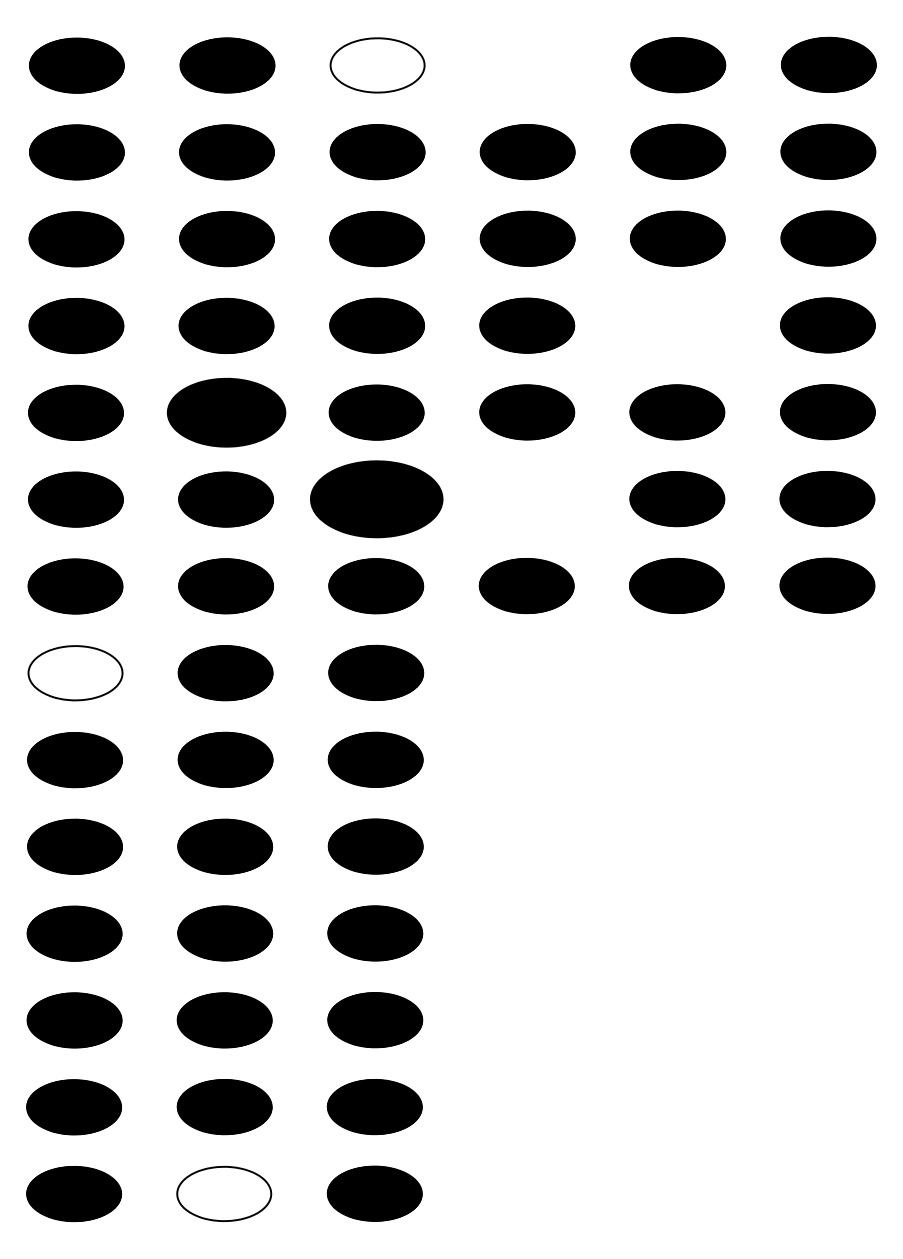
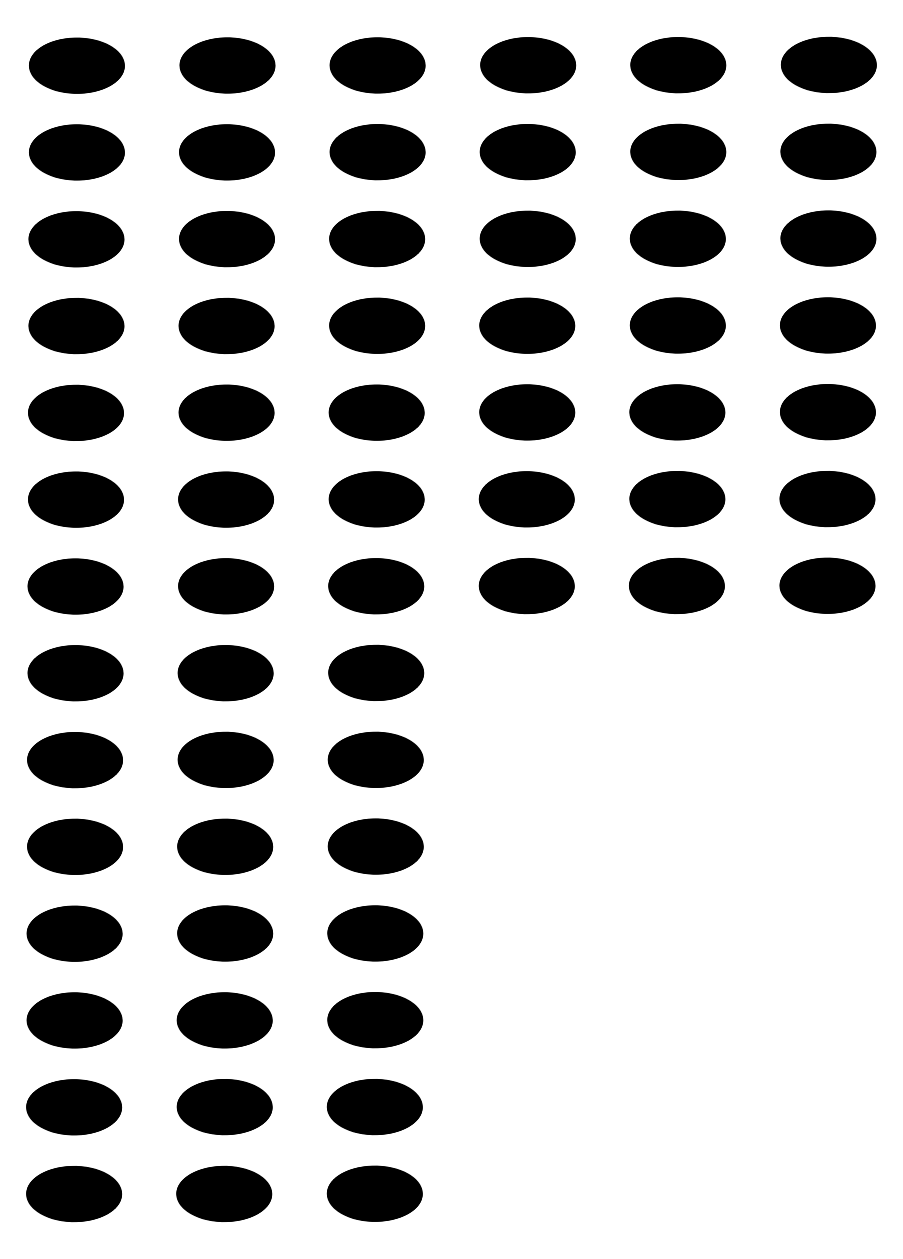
hatch: none -> present (377, 65)
part: none -> present (528, 65)
part: none -> present (677, 325)
part size: 121x71 px -> 97x57 px (226, 412)
part size: 134x79 px -> 97x57 px (376, 499)
part: none -> present (526, 499)
hatch: none -> present (75, 673)
hatch: none -> present (224, 1193)
